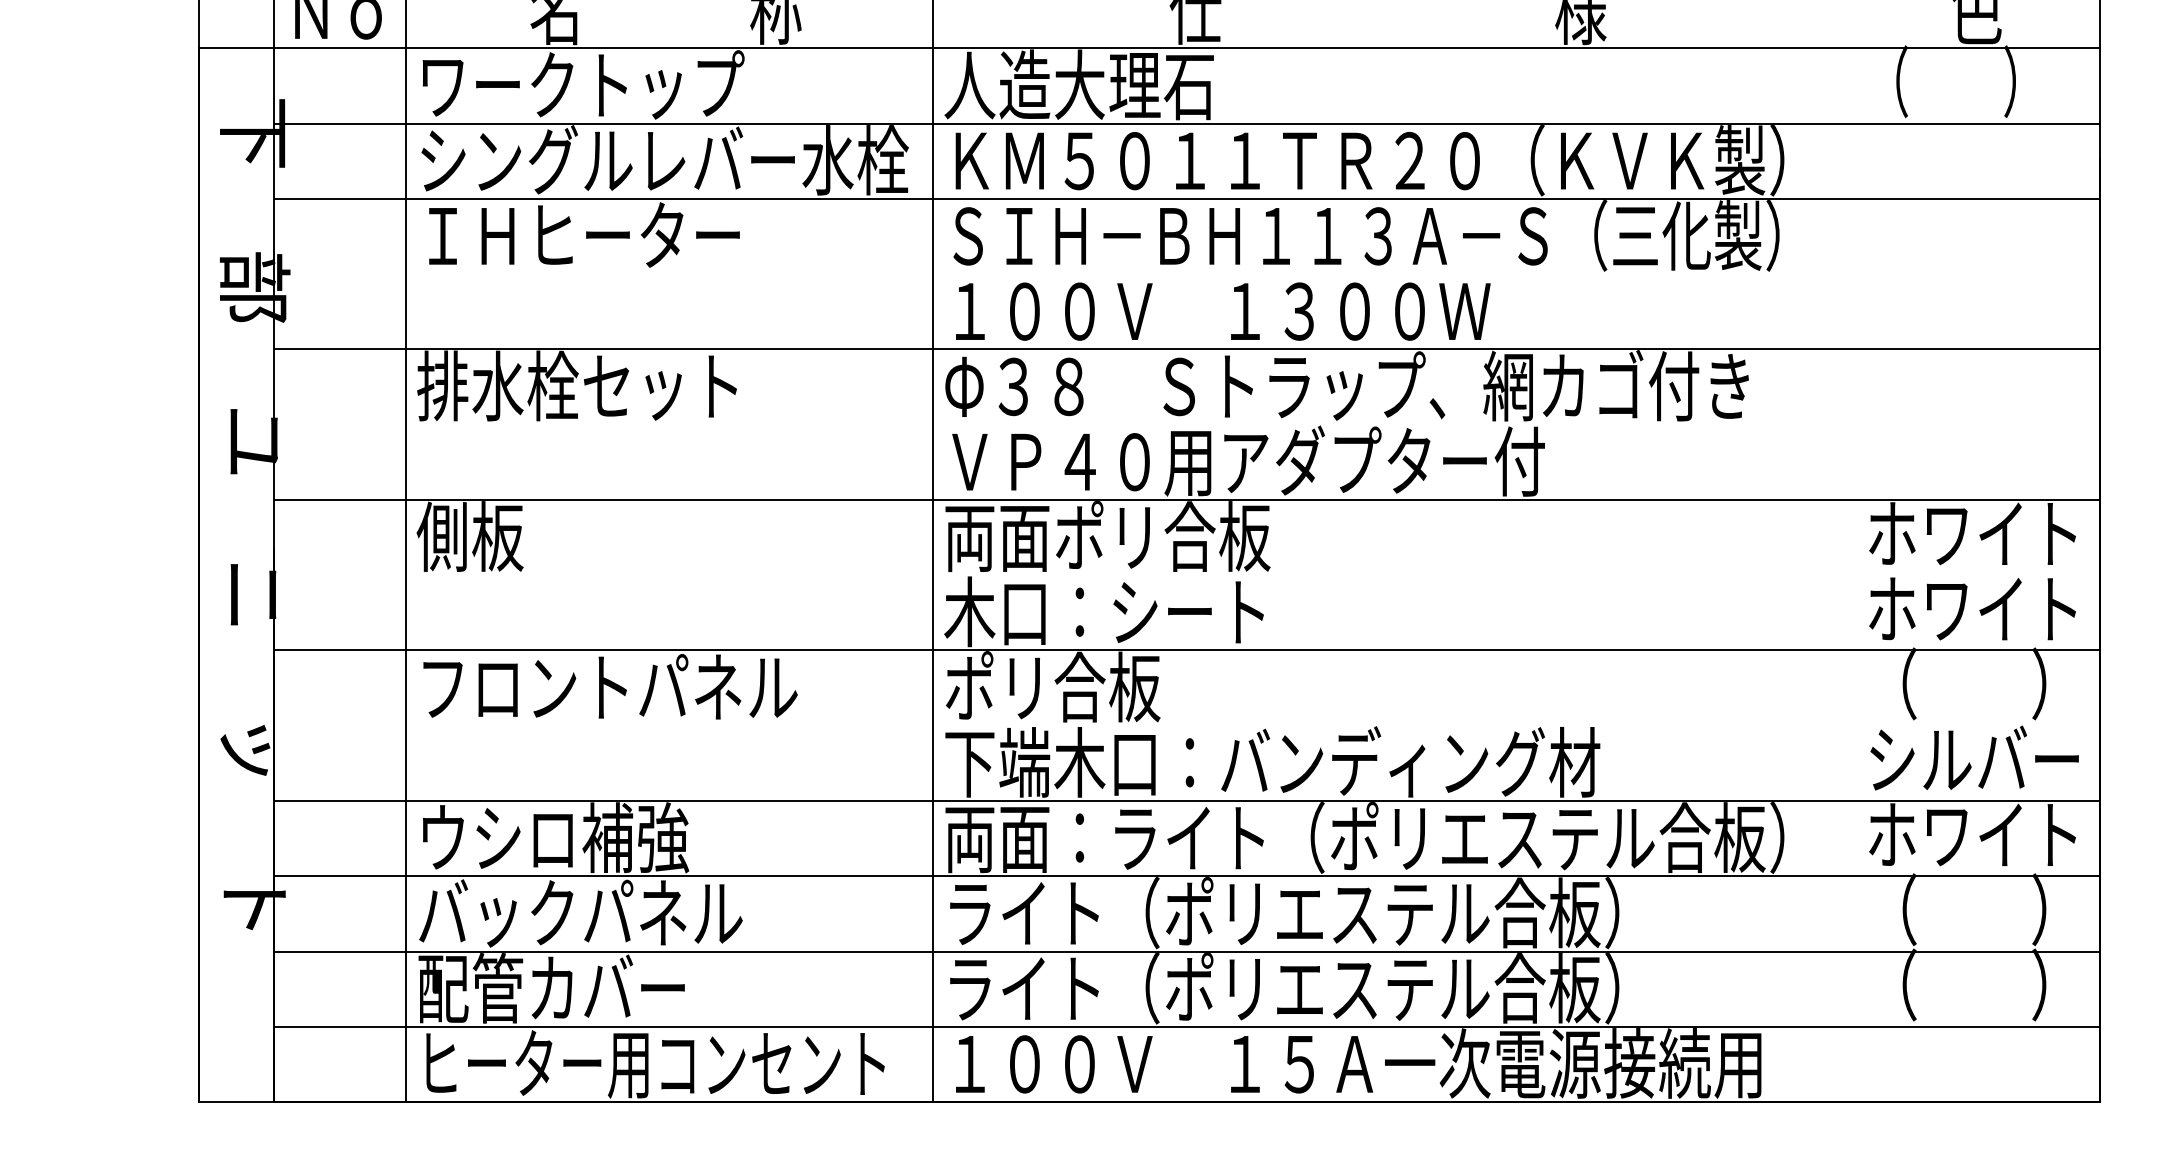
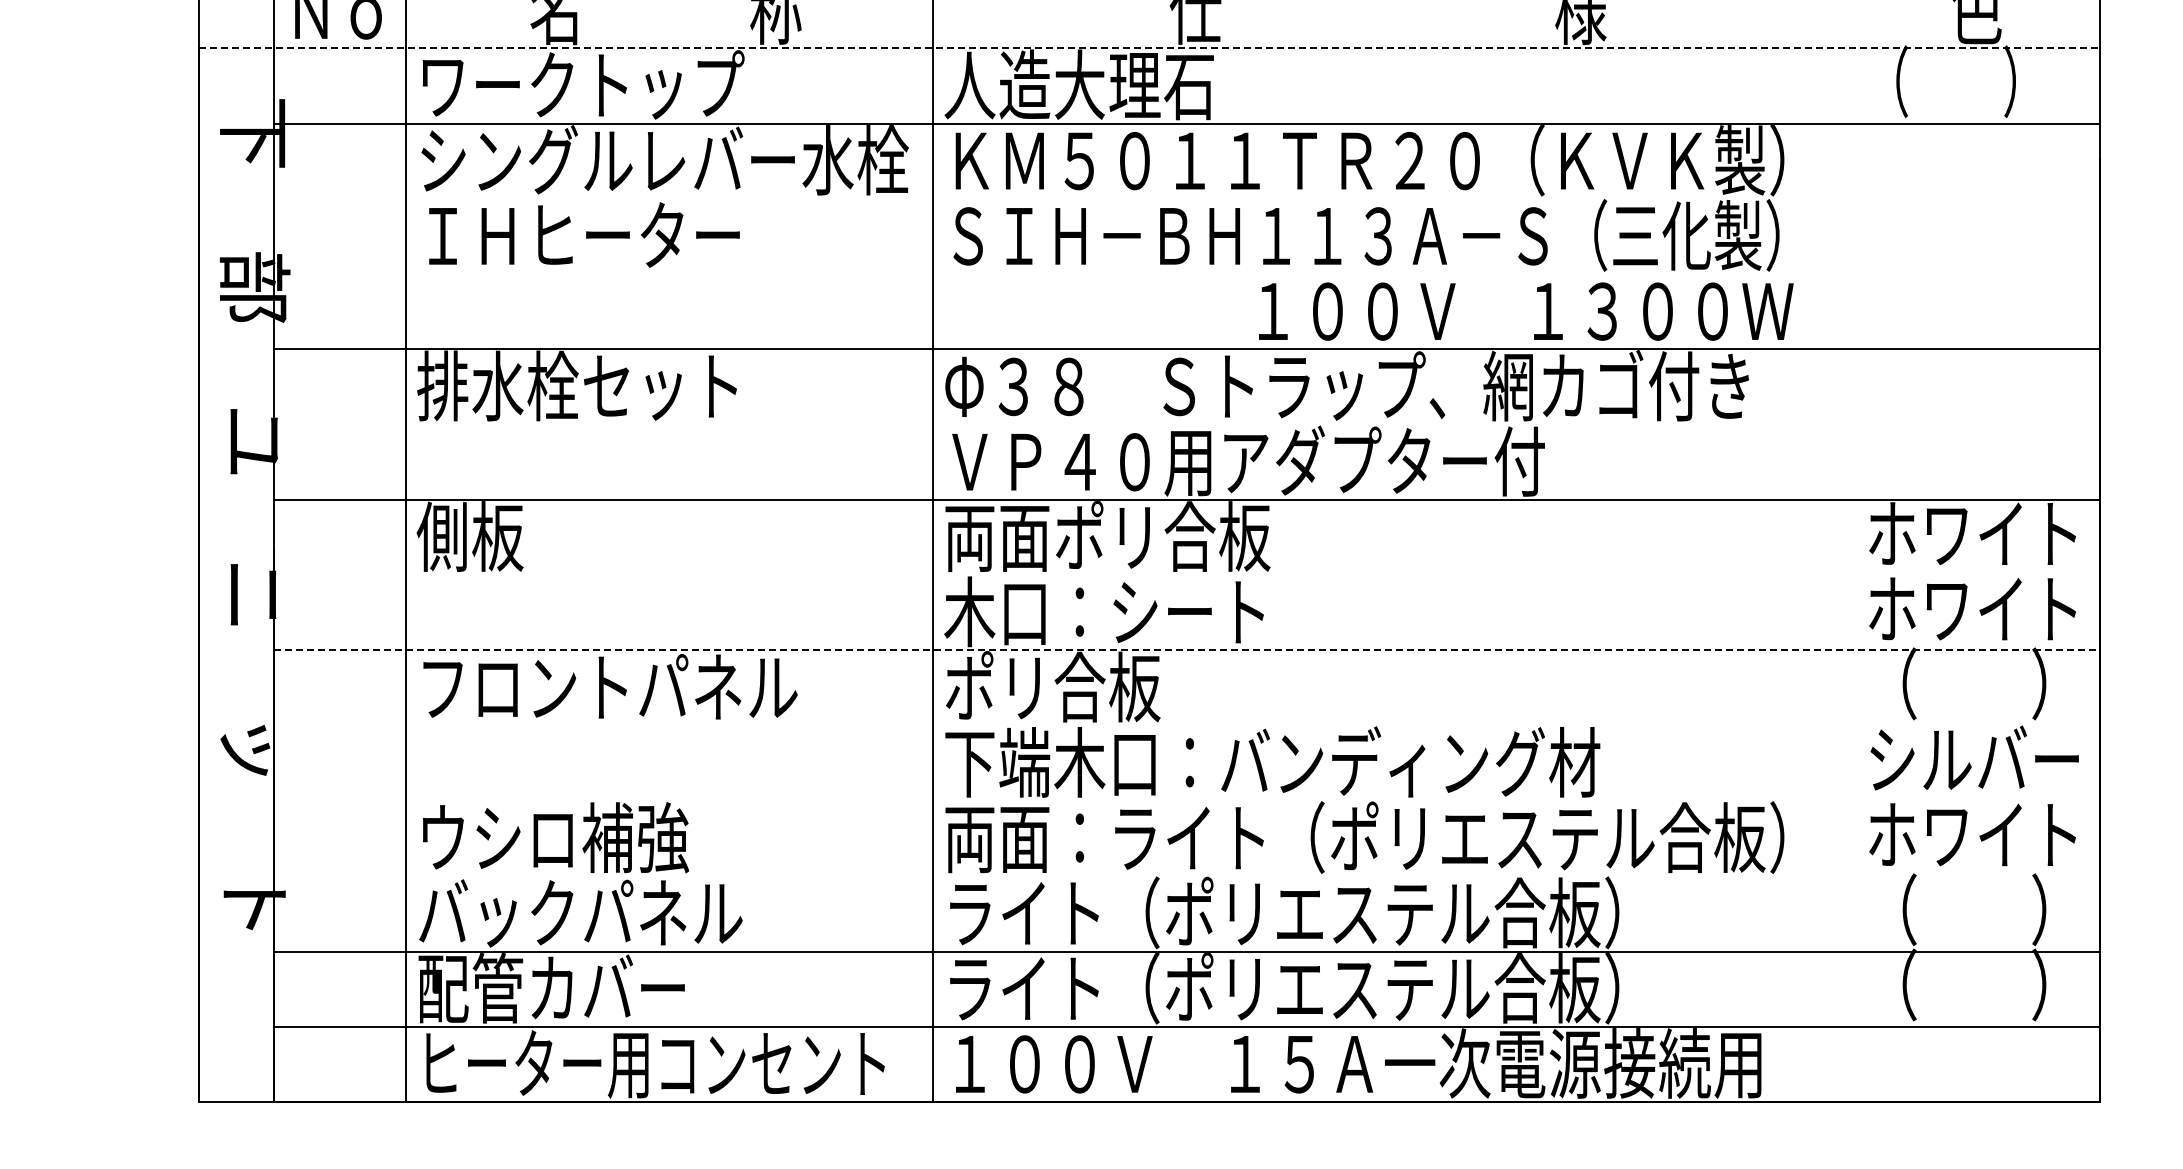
line: solid -> dashed (1149, 48)
line: present -> none (1186, 198)
text position: (1223, 311) -> (1526, 311) (1526, 311)
line: solid -> dashed (1187, 650)
line: present -> none (1186, 801)
line: present -> none (1186, 876)
